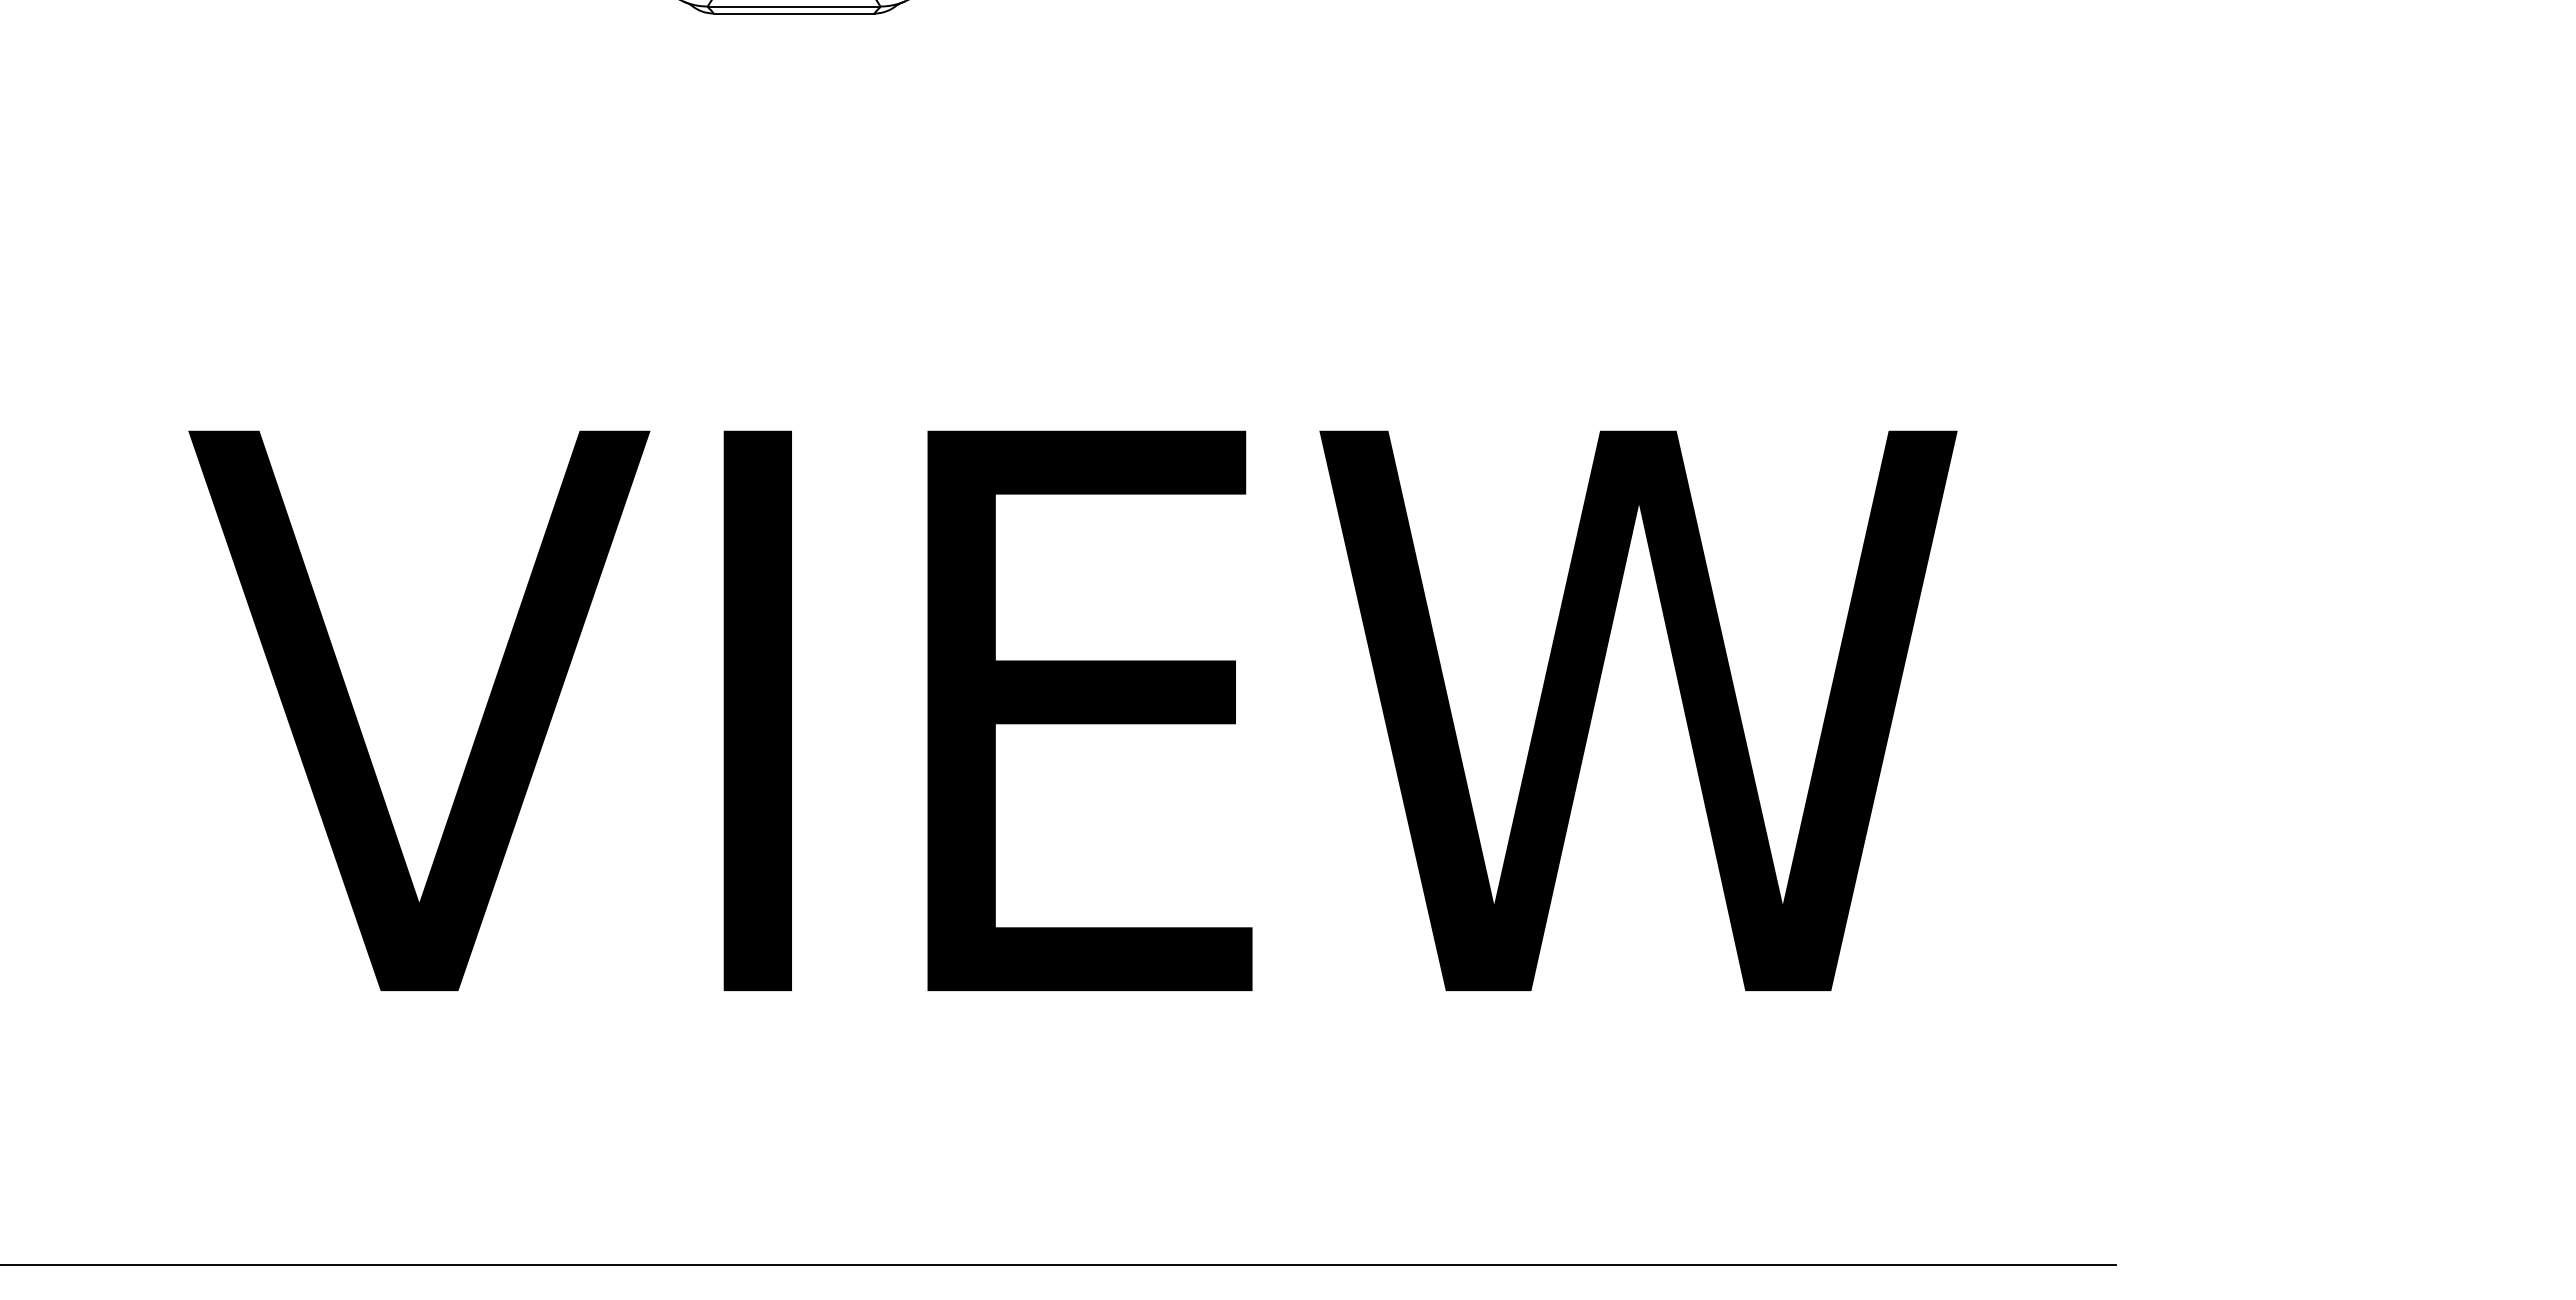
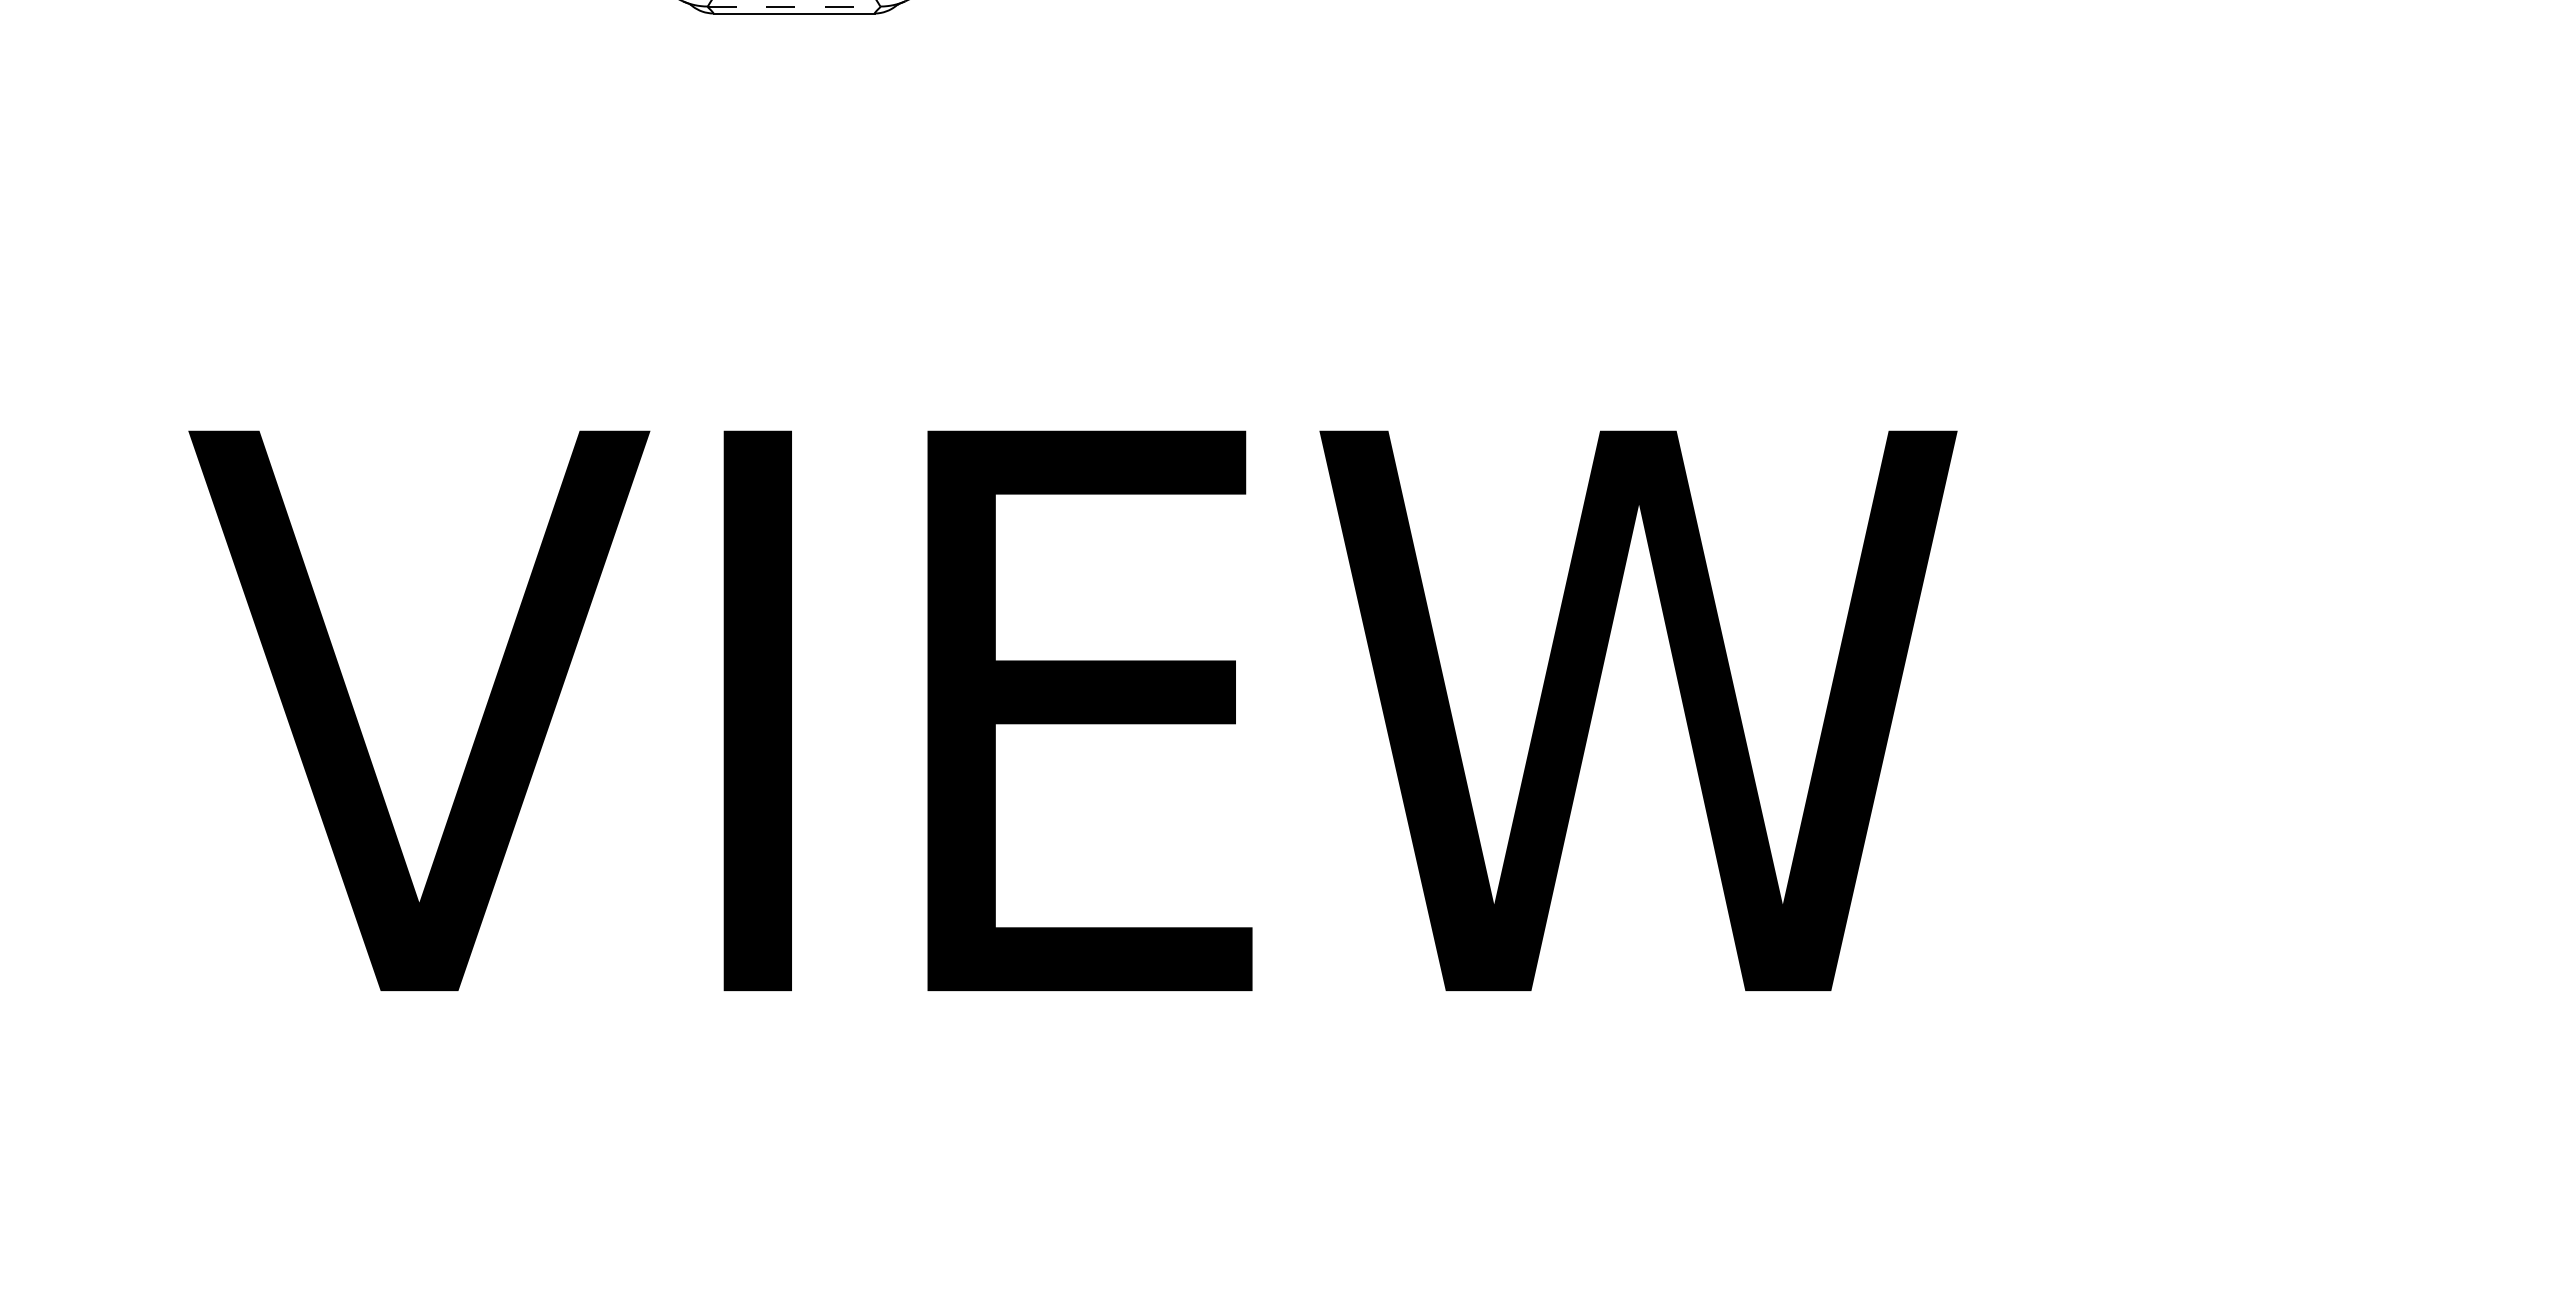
line: solid -> dashed (794, 6)
line: present -> none (1058, 1265)
